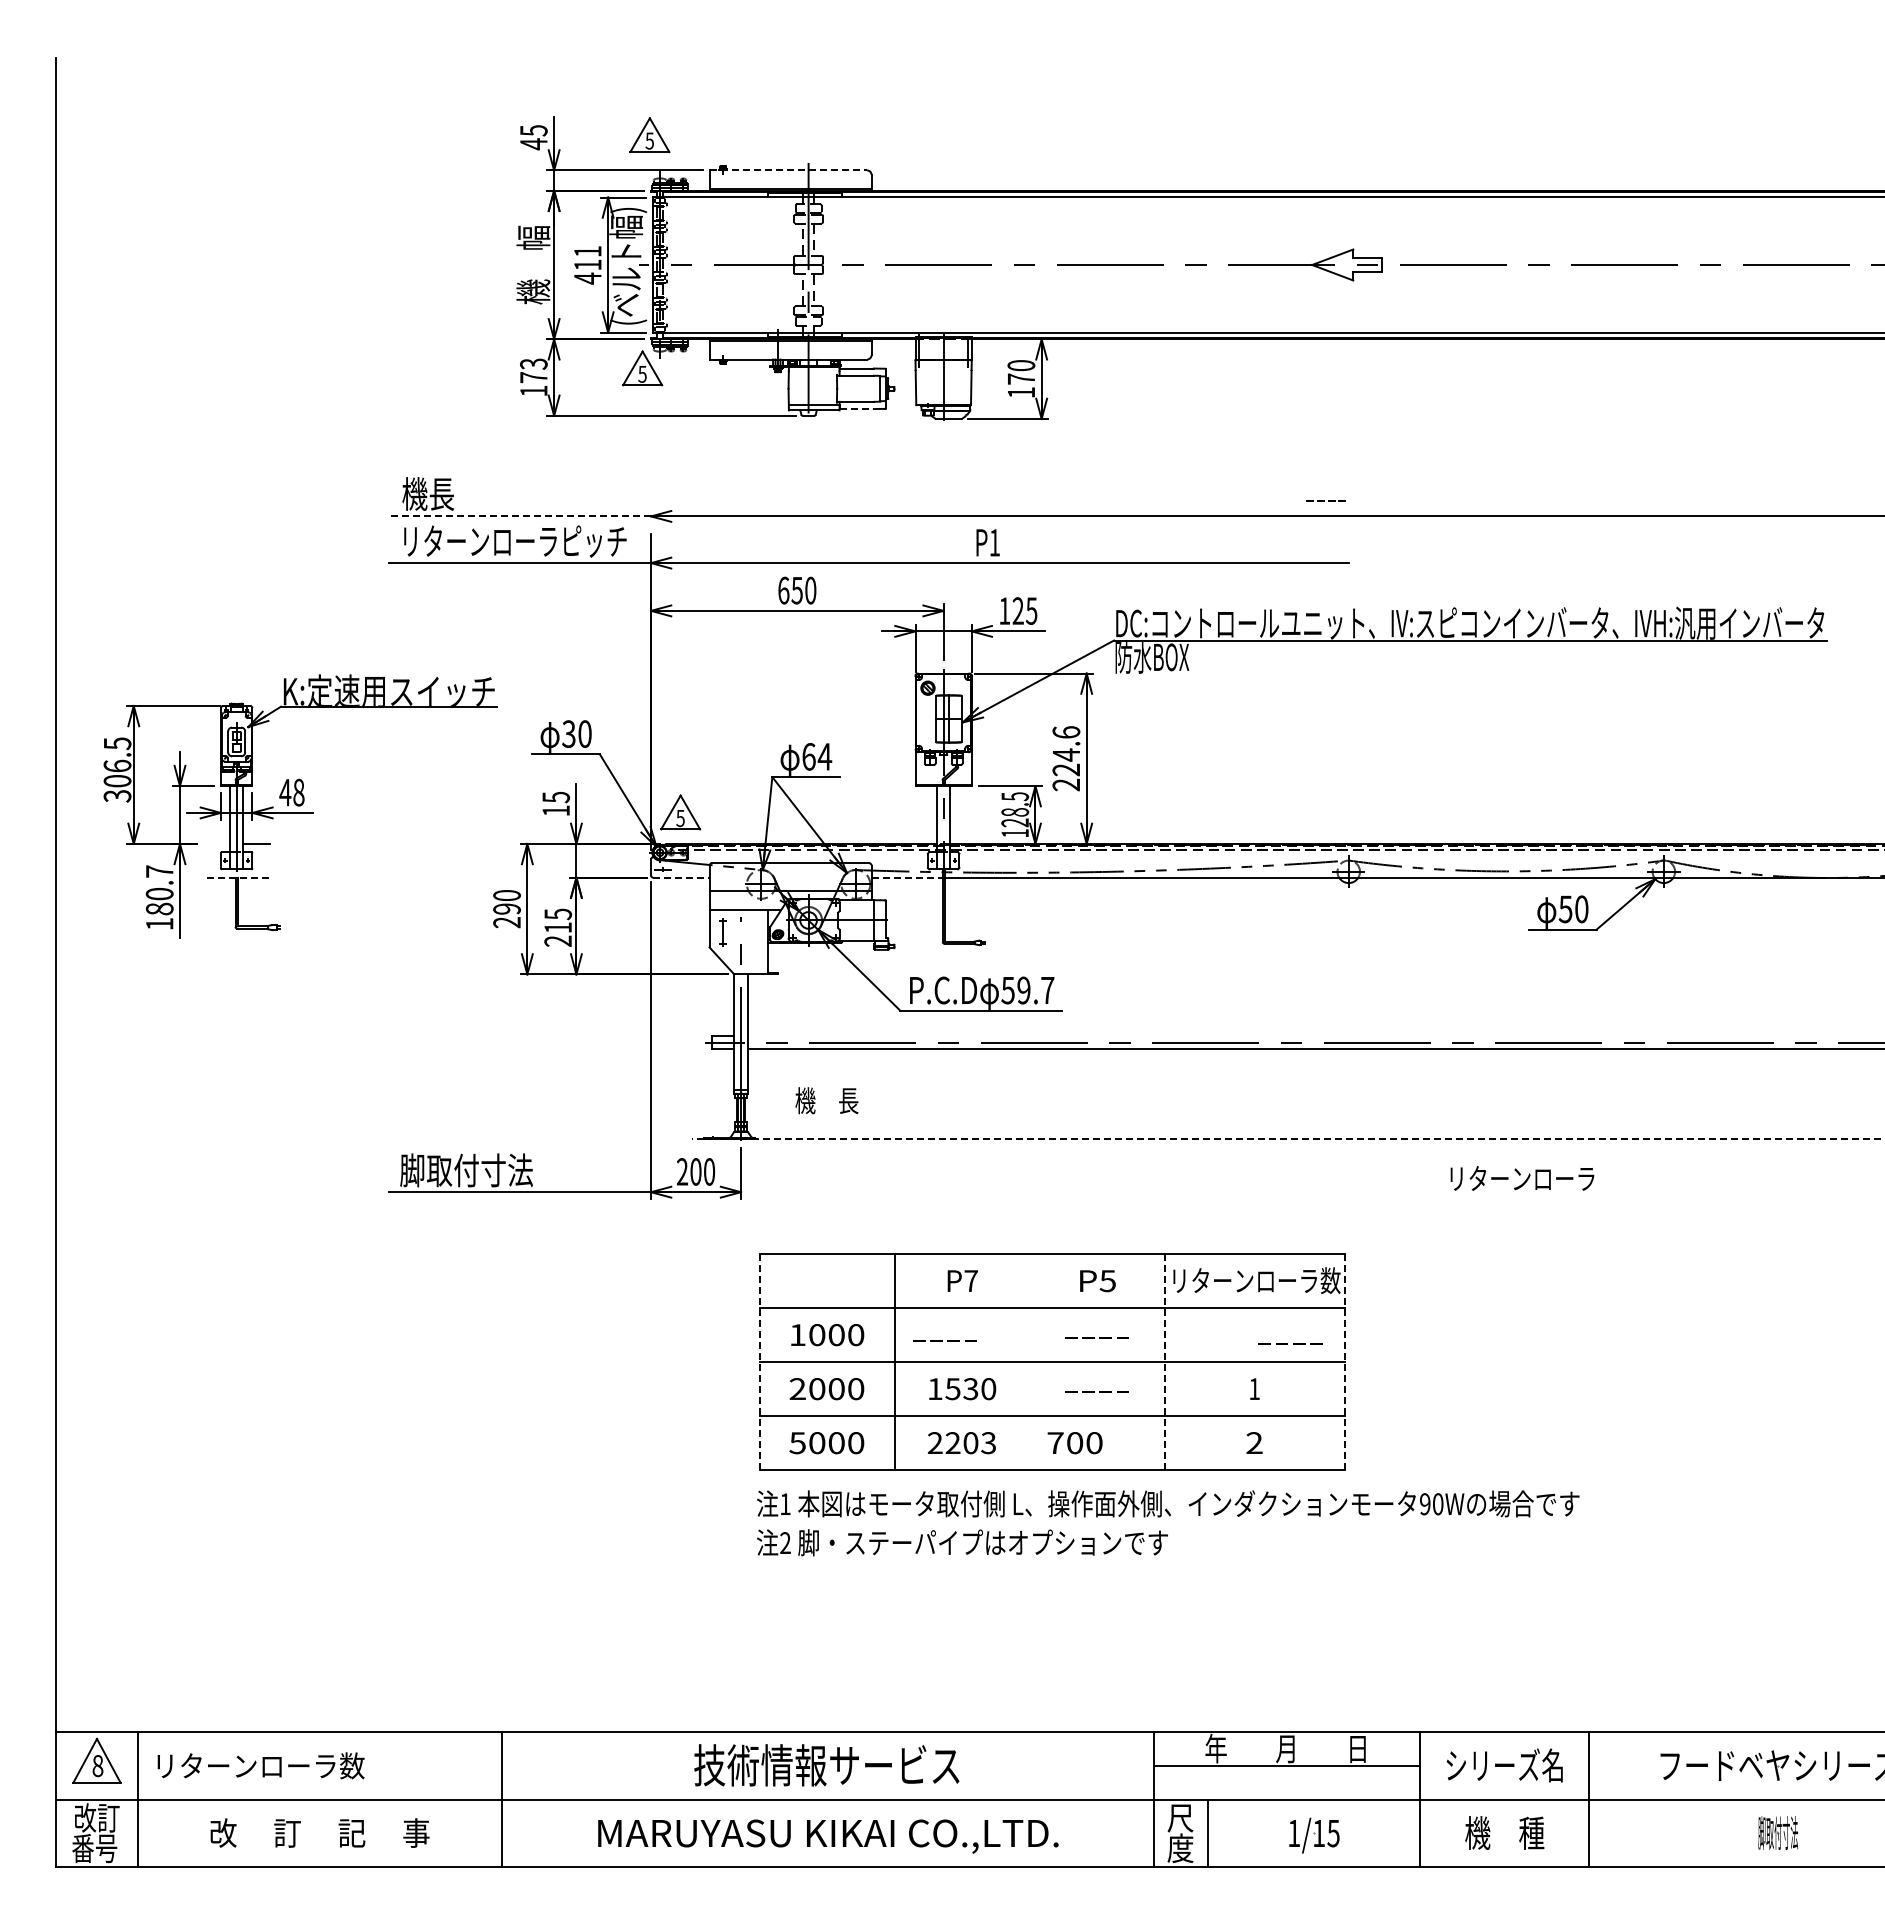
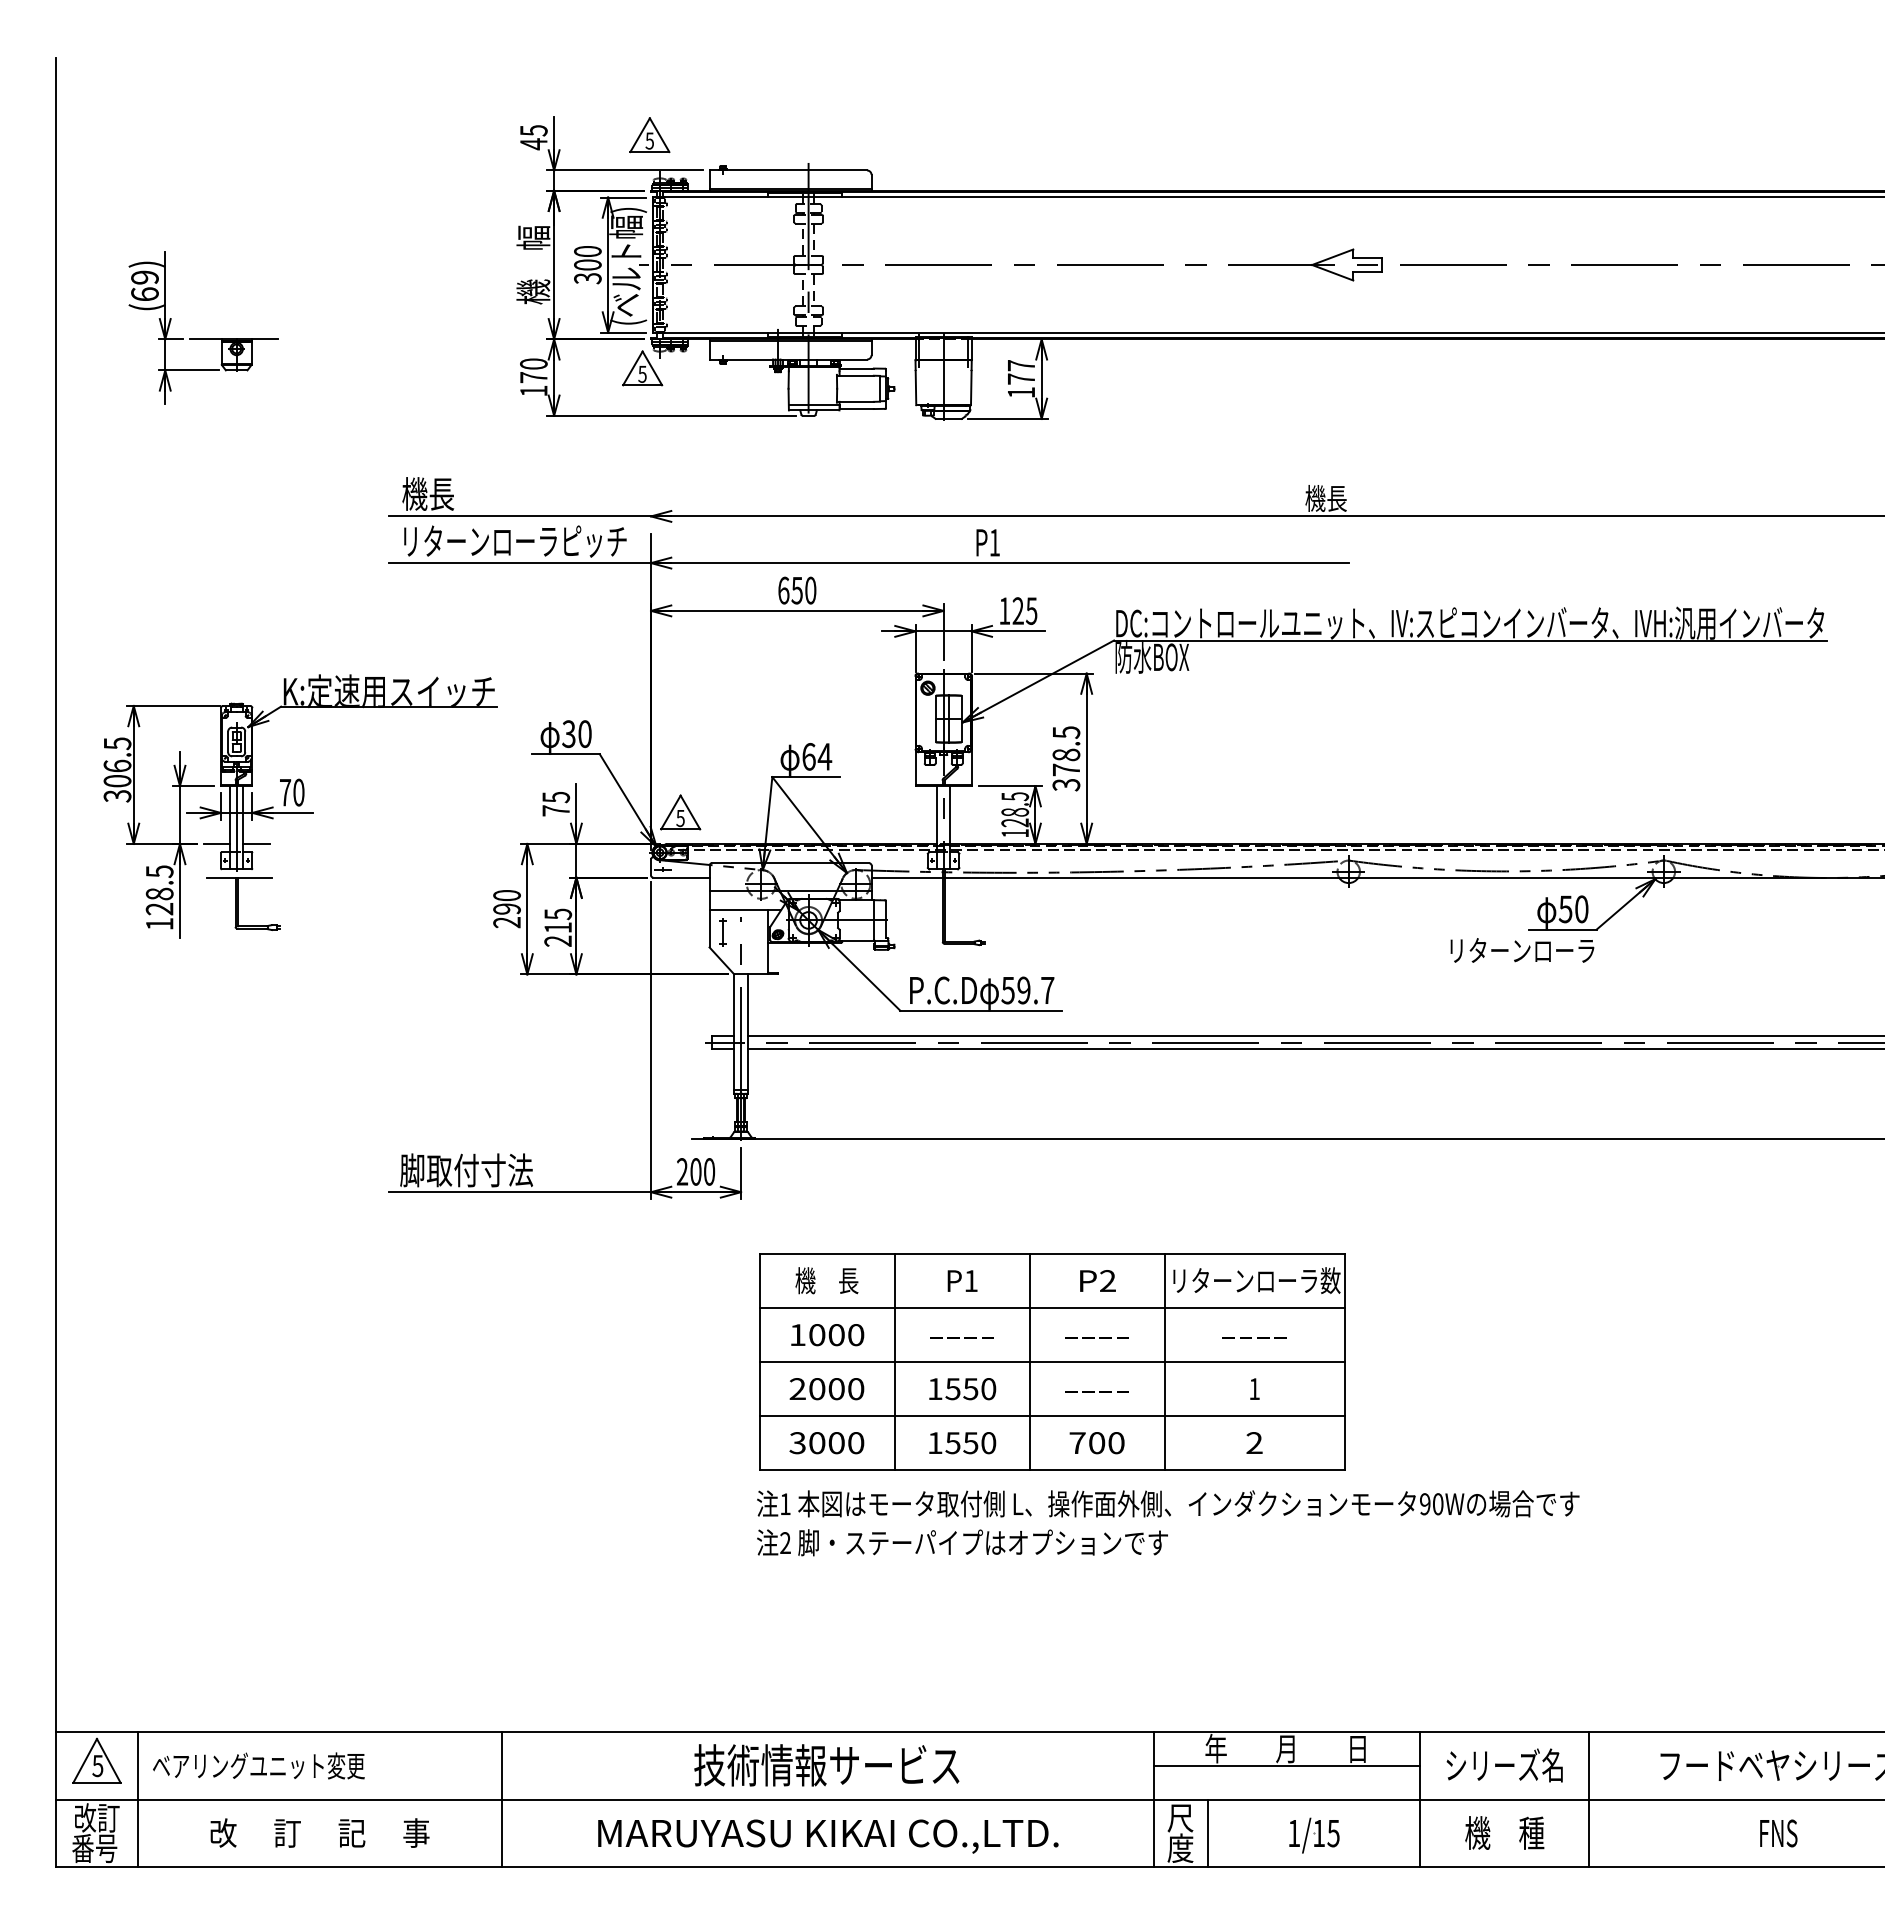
line: dashed -> solid (788, 170)
text: 411 -> 300 (587, 265)
part: none -> present (203, 338)
text: 173 -> 170 (533, 363)
text: 170 -> 177 (1021, 365)
line: dashed -> solid (857, 409)
text: ---- -> 機長 (1325, 498)
line: dashed -> solid (520, 516)
text: 224.6 -> 378.5 (1066, 758)
text: 48 -> 70 (291, 792)
text: 15 -> 75 (555, 810)
line: none -> present (216, 843)
line: dashed -> solid (239, 877)
line: dashed -> solid (681, 877)
line: dashed -> solid (907, 877)
text: 180.7 -> 128.5 (159, 890)
line: none -> present (1314, 1036)
text position: (826, 1100) -> (826, 1280) (826, 1280)
line: dashed -> solid (1287, 1138)
text position: (1522, 1178) -> (1522, 950) (1522, 950)
text: P7 -> P1 (970, 1280)
text: P5 -> P2 (1107, 1281)
text position: (944, 1340) -> (961, 1337) (961, 1337)
text position: (1290, 1343) -> (1254, 1337) (1254, 1337)
line: dashed -> solid (759, 1361)
line: dashed -> solid (1164, 1361)
line: none -> present (1029, 1362)
line: dashed -> solid (1344, 1362)
text: 1530 -> 1550 (971, 1388)
text: 5000 -> 3000 (797, 1442)
text: 2203 -> 1550 (961, 1443)
text position: (1074, 1443) -> (1096, 1443) (1096, 1443)
text: 8 -> 5 (97, 1765)
text: リターンローラ数 -> ベアリングユニット変更 (258, 1765)
text: 脚取付寸法 -> FNS (1778, 1832)
